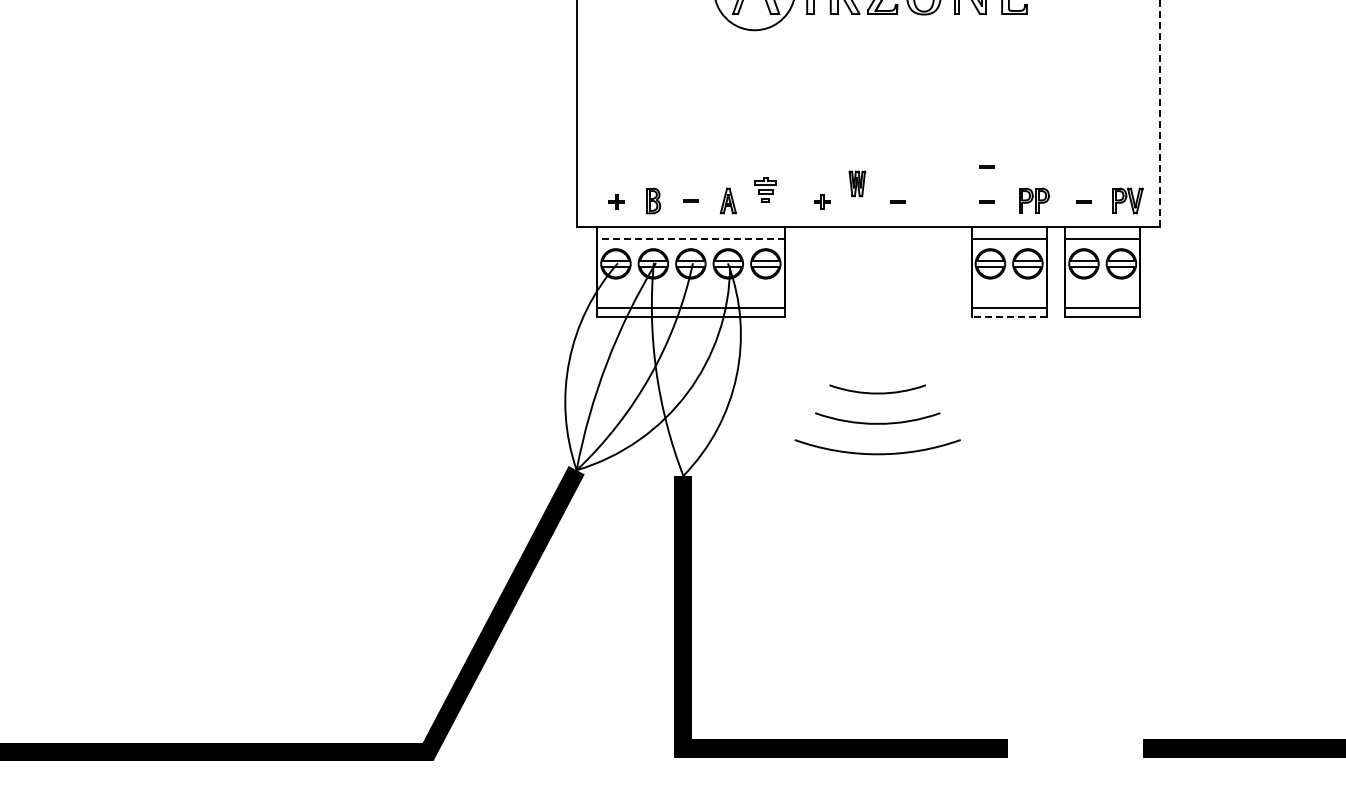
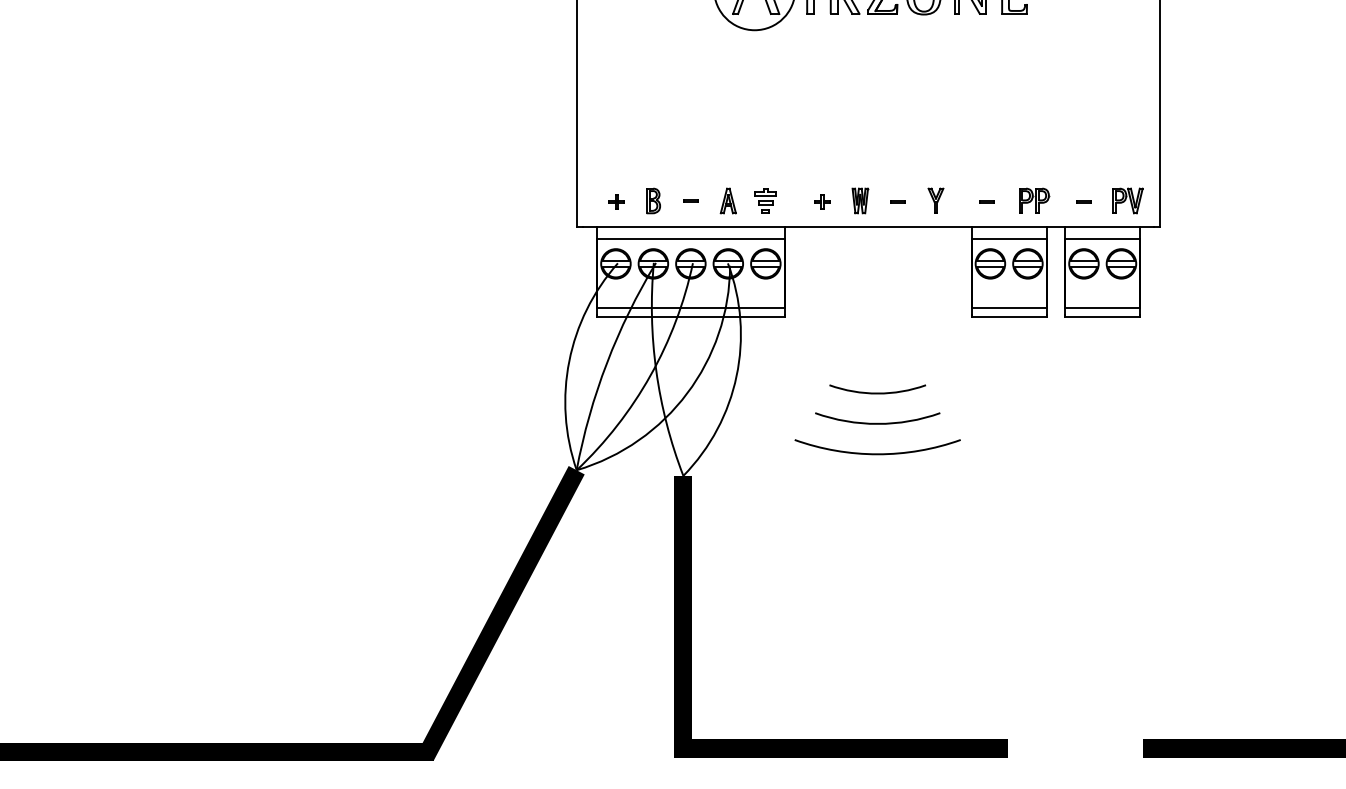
line: dashed -> solid (1160, 113)
line: present -> none (986, 166)
part position: (857, 183) -> (860, 200) (860, 200)
part position: (765, 189) -> (765, 200) (765, 200)
part: none -> present (935, 200)
line: dashed -> solid (690, 239)
line: dashed -> solid (1008, 317)
